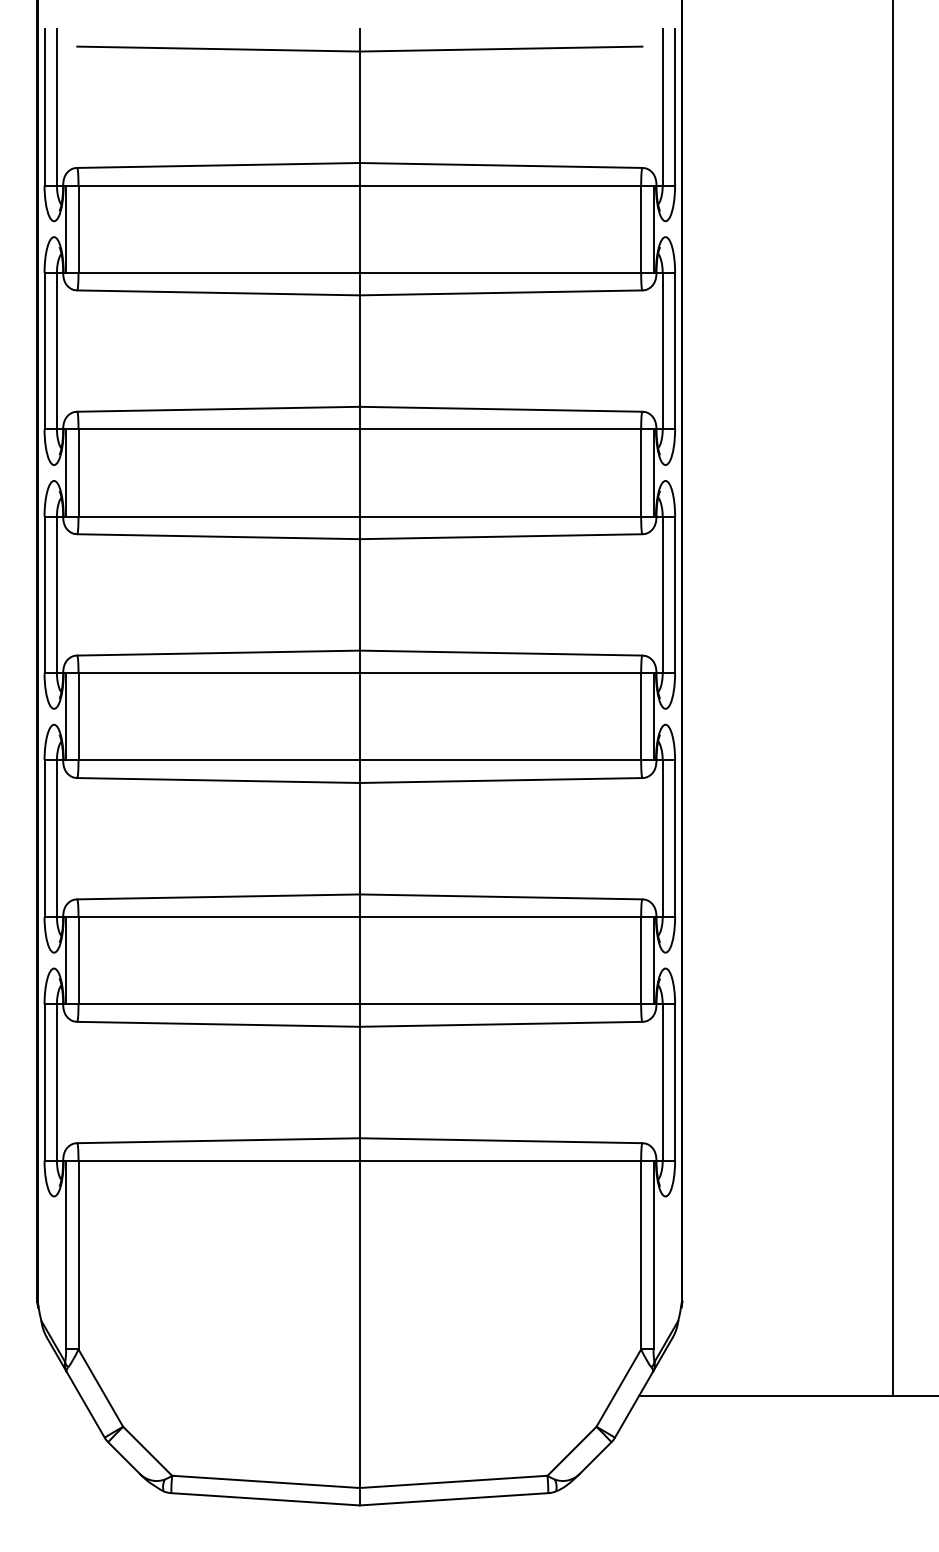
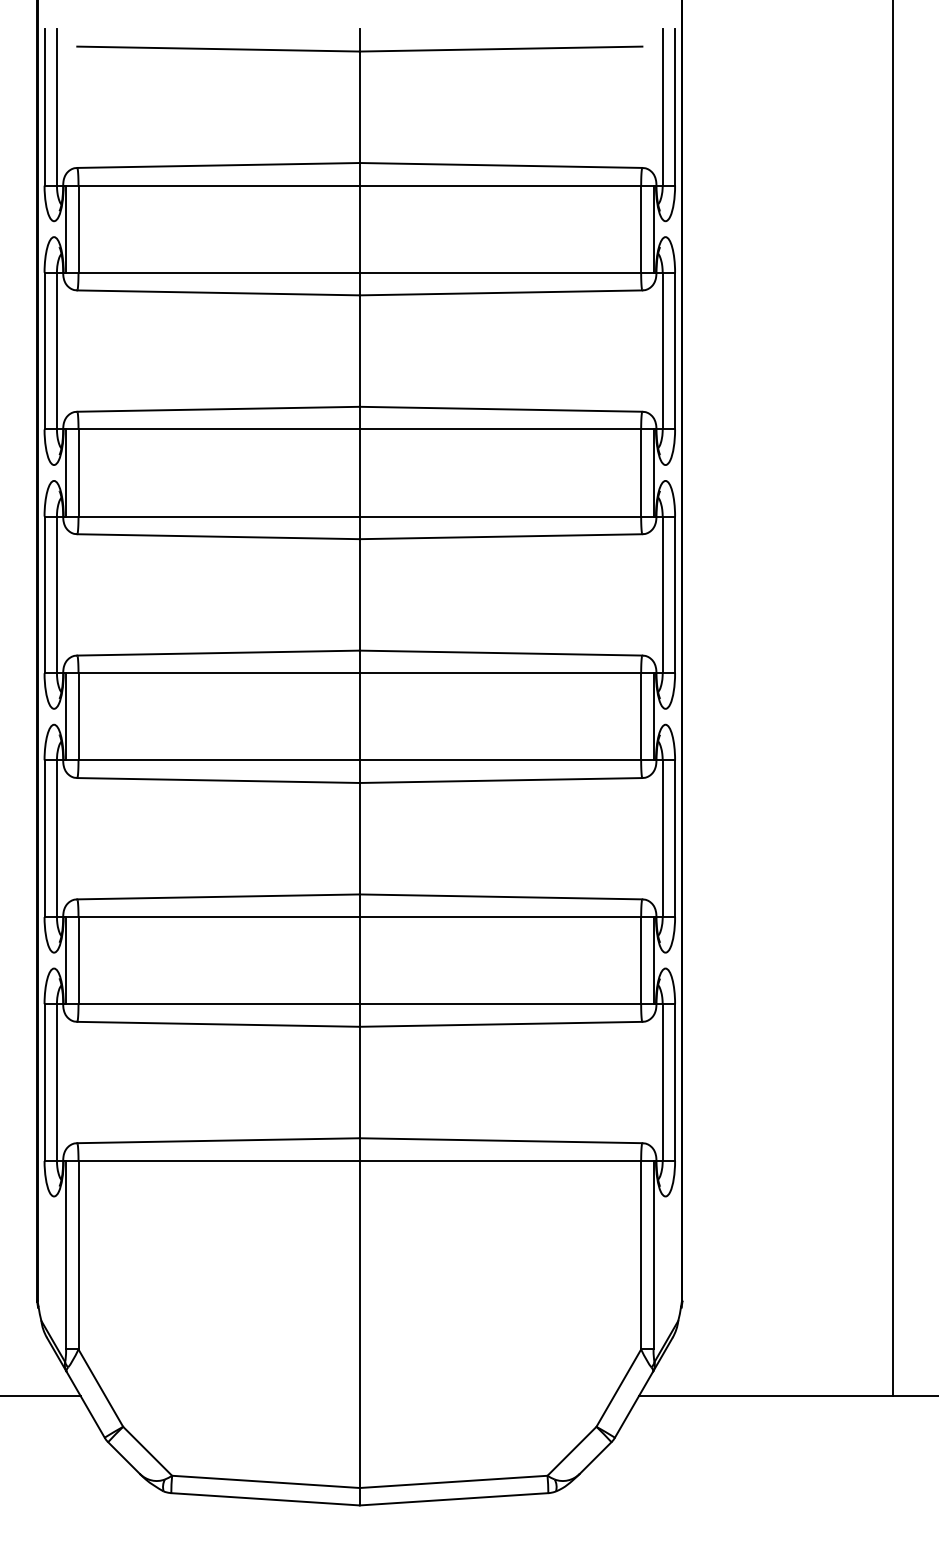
line: none -> present (41, 1396)
